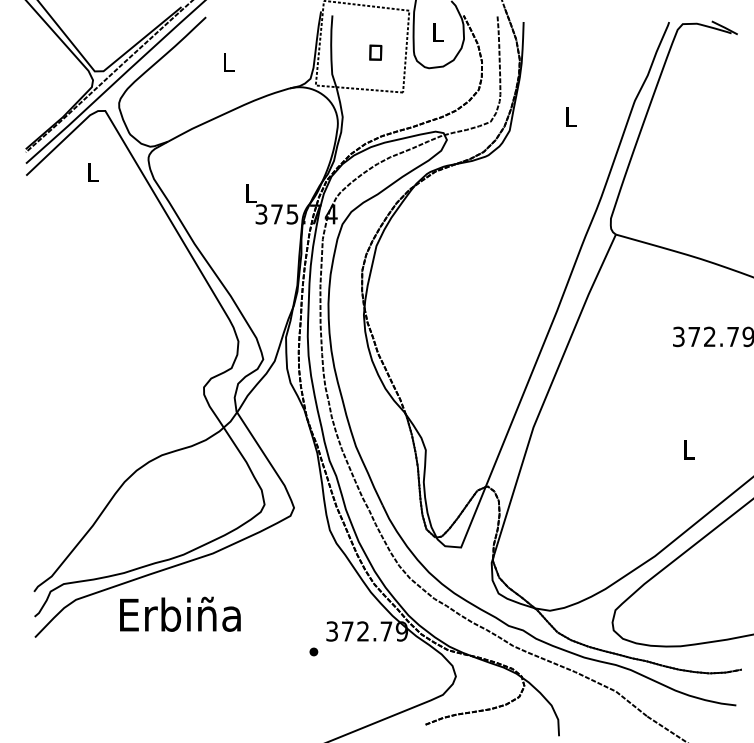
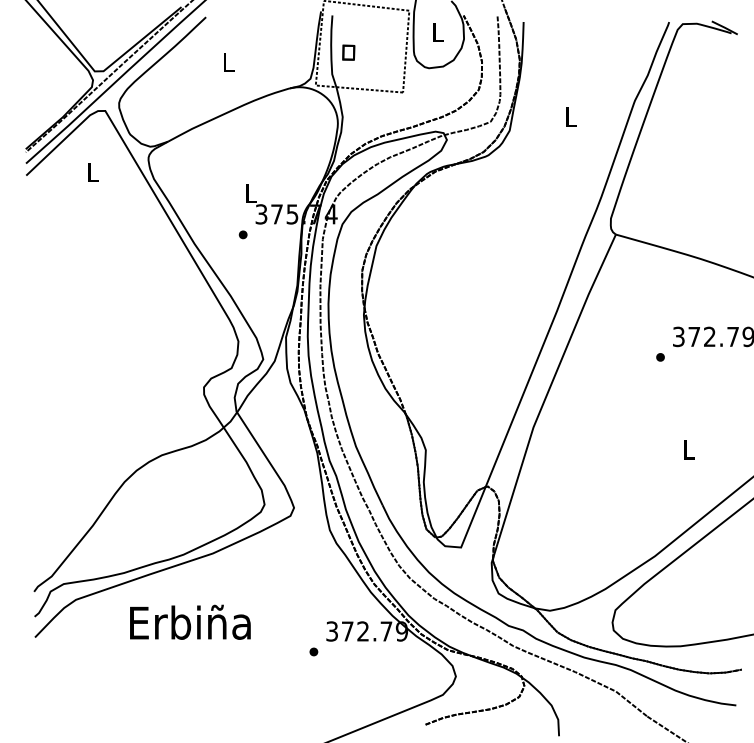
part position: (375, 52) -> (348, 52) (348, 52)
part: none -> present (242, 234)
part: none -> present (660, 357)
text position: (180, 613) -> (190, 621) (190, 621)
